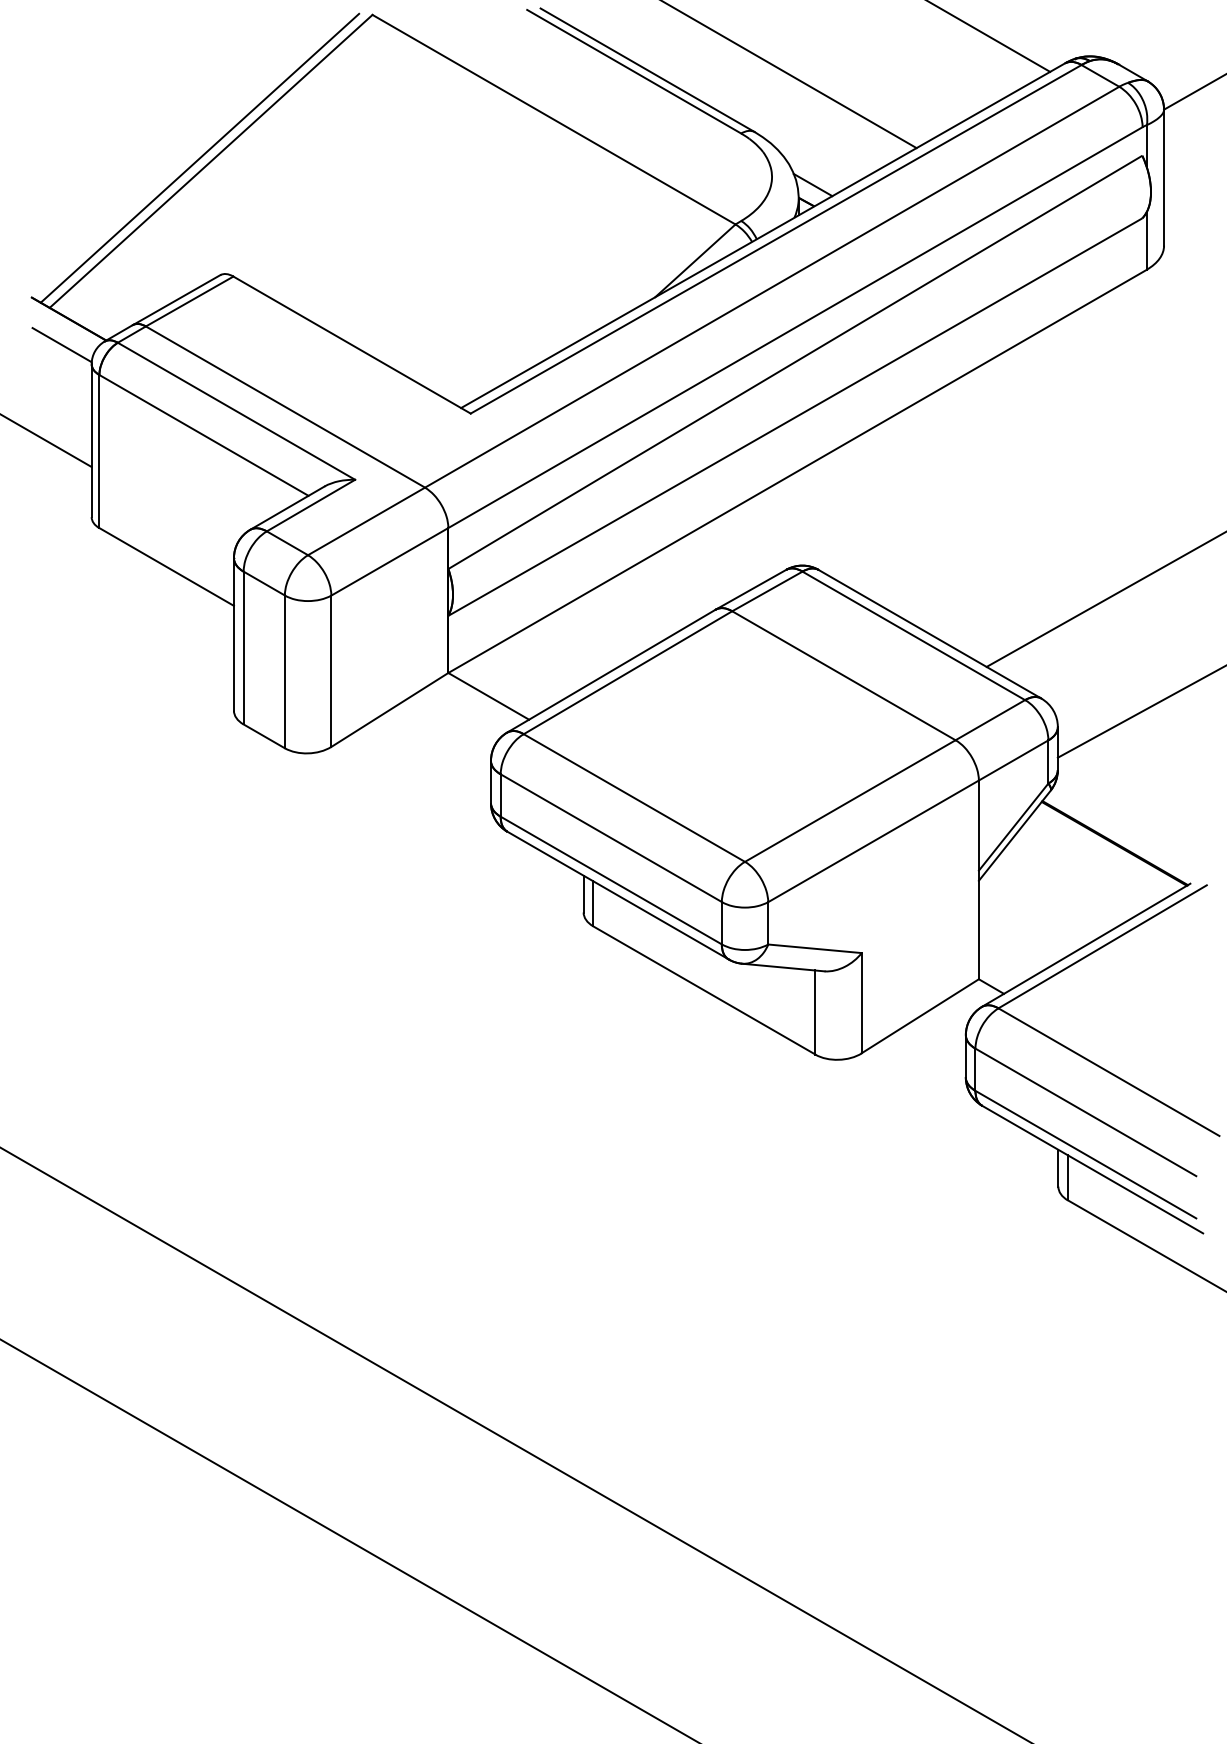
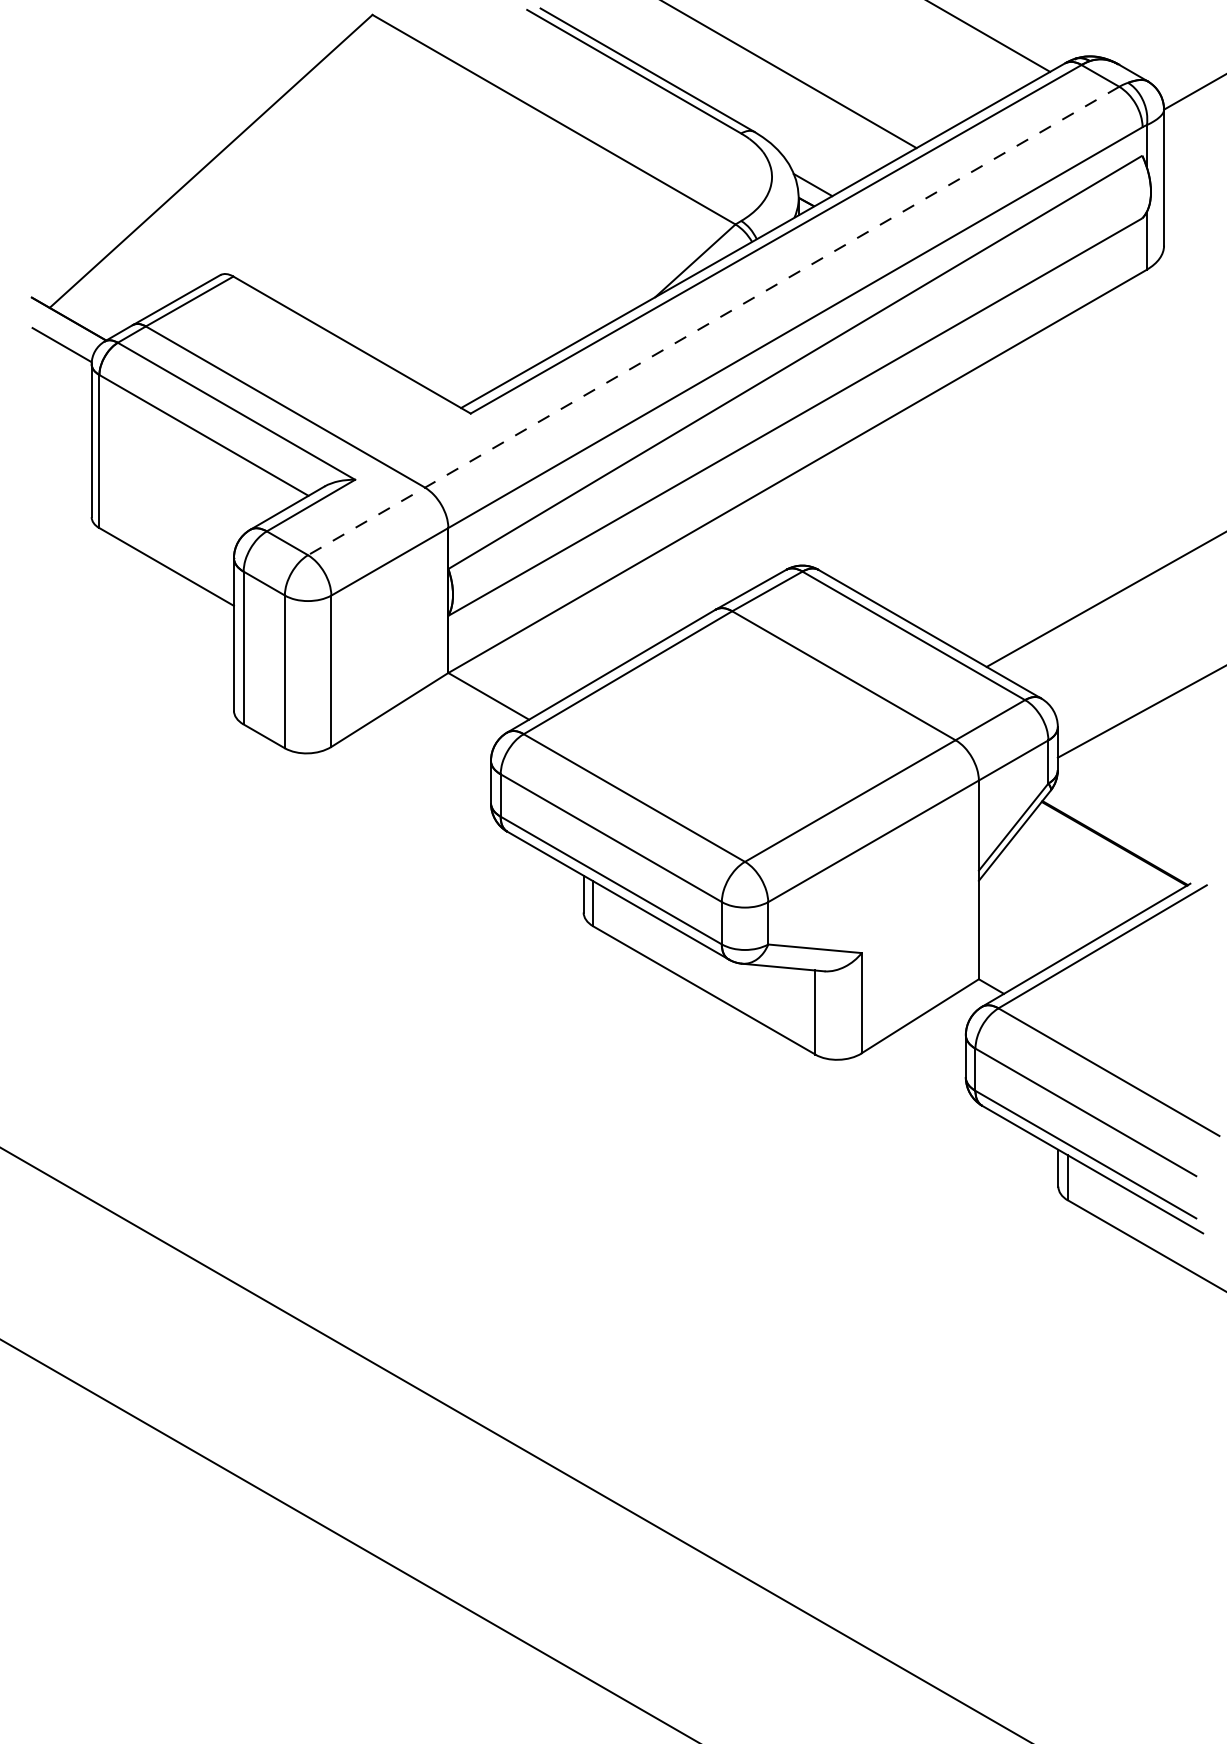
line: present -> none (199, 157)
line: solid -> dashed (713, 321)
line: present -> none (46, 441)
